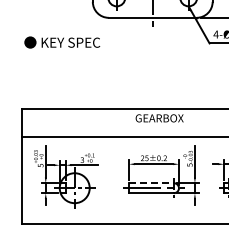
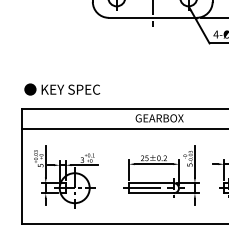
text position: (62, 42) -> (62, 89) (62, 89)
line position: (123, 137) -> (123, 129) (123, 129)
line: dashed -> solid (152, 183)
